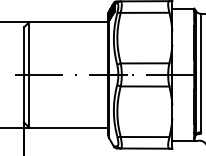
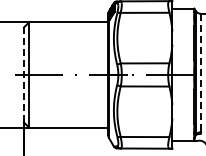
line: solid -> dashed (200, 71)
line: solid -> dashed (24, 72)
